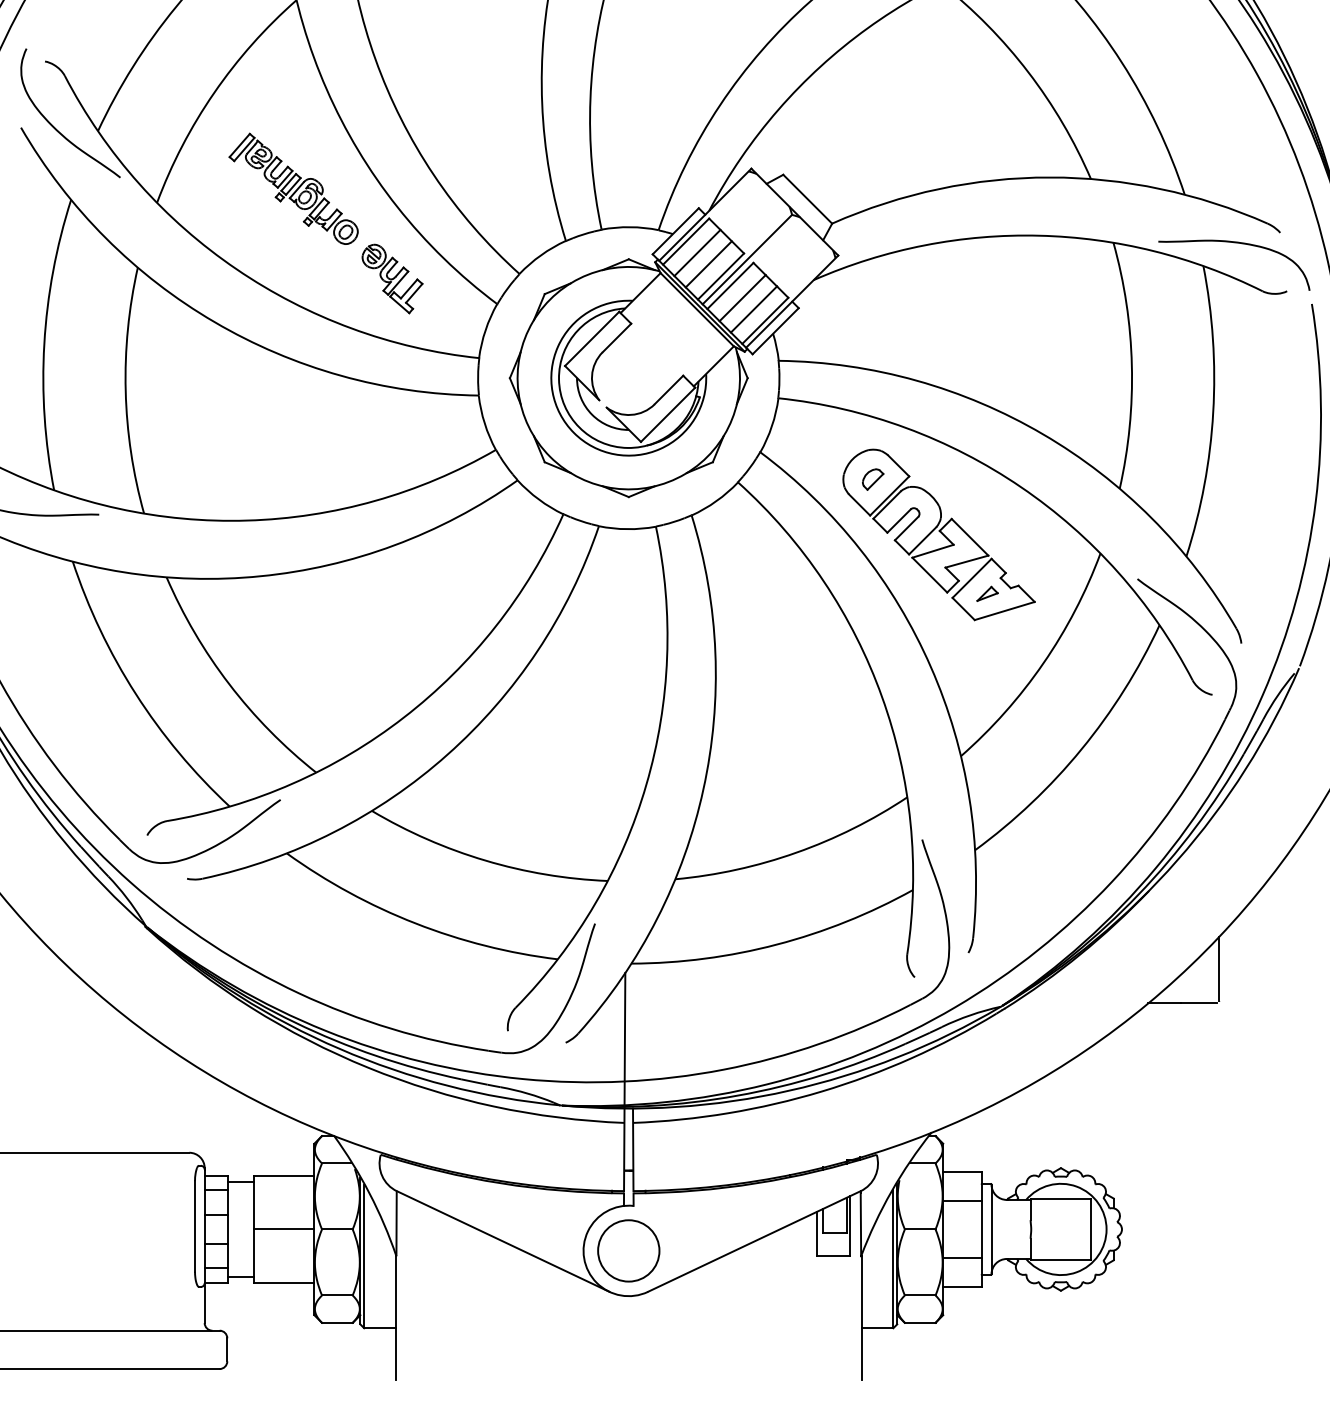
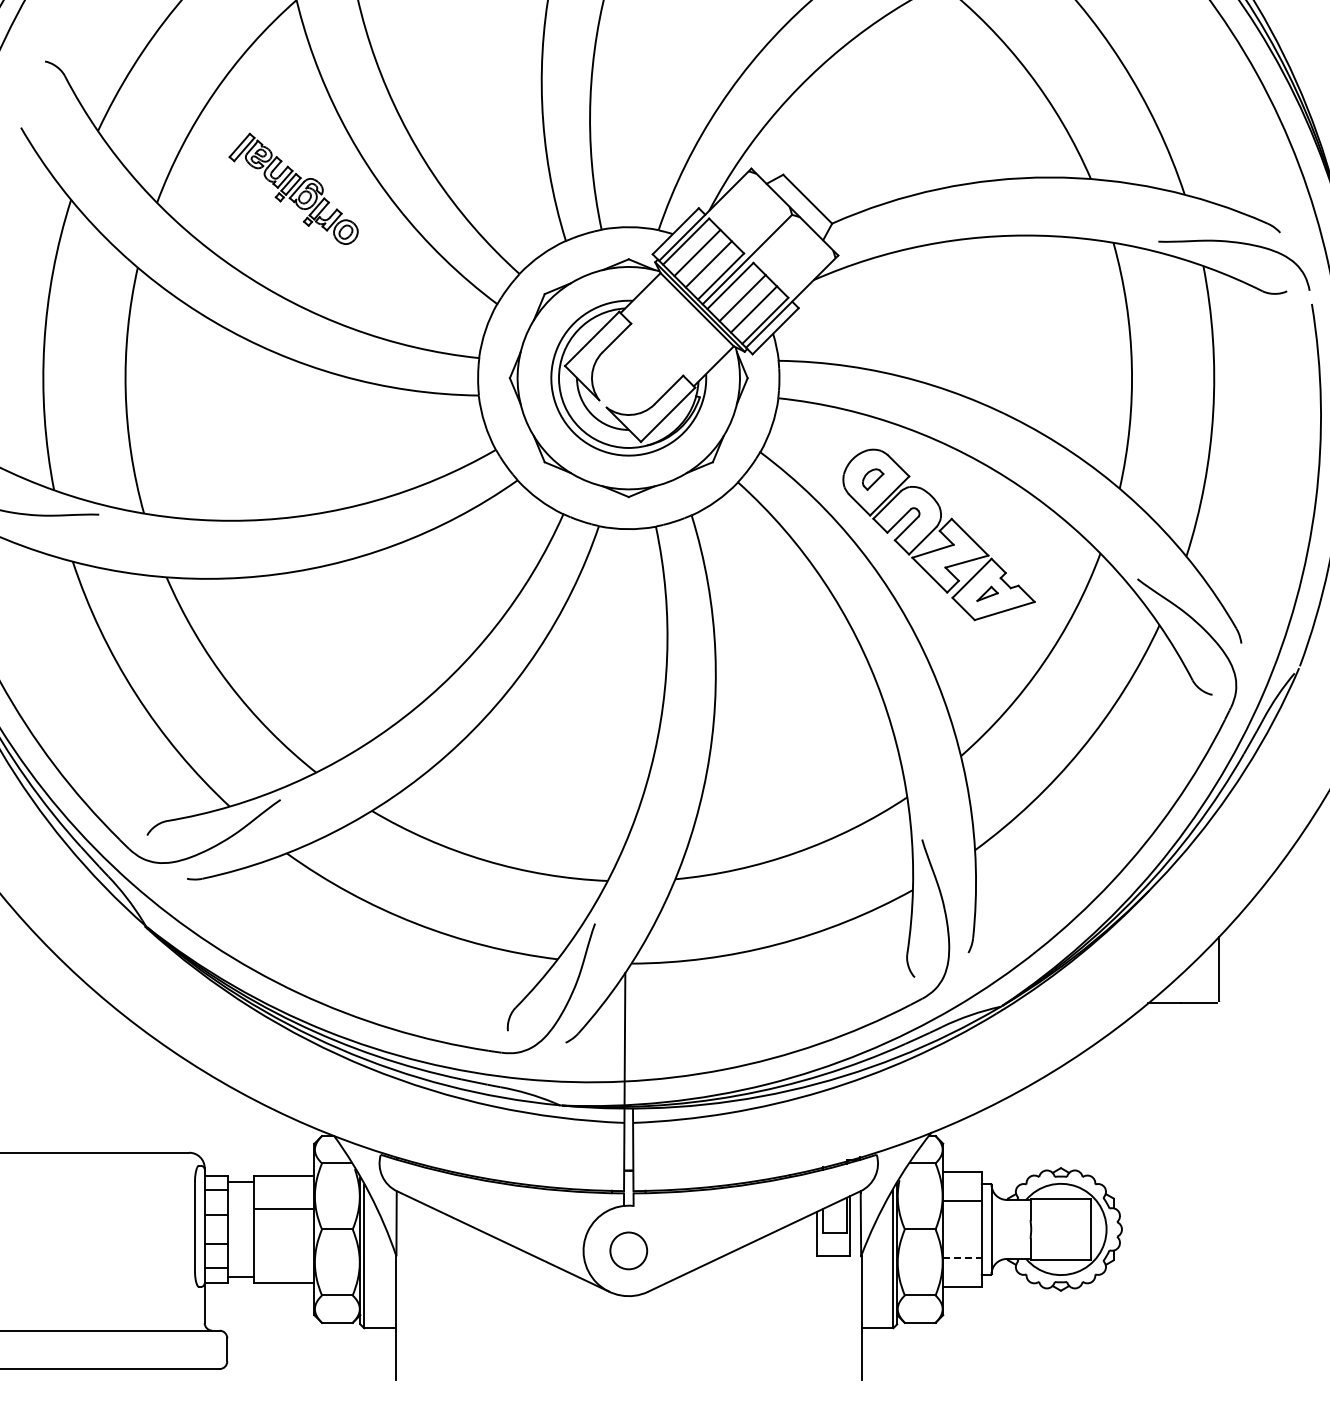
curve: present -> none (55, 127)
part: present -> none (392, 278)
line position: (284, 1229) -> (284, 1209) (284, 1209)
circle diameter: 61 px -> 37 px (628, 1250)
line: solid -> dashed (962, 1258)
